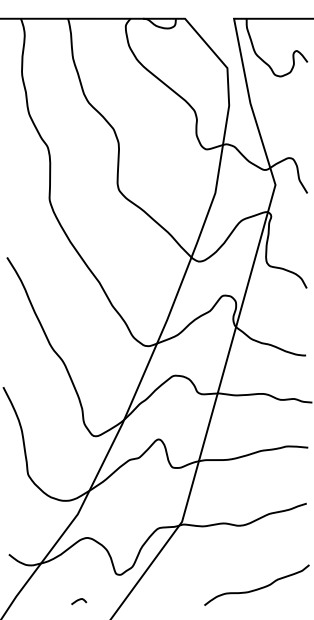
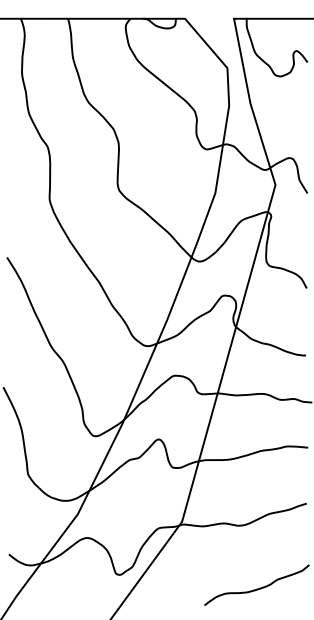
curve: present -> none (79, 600)
